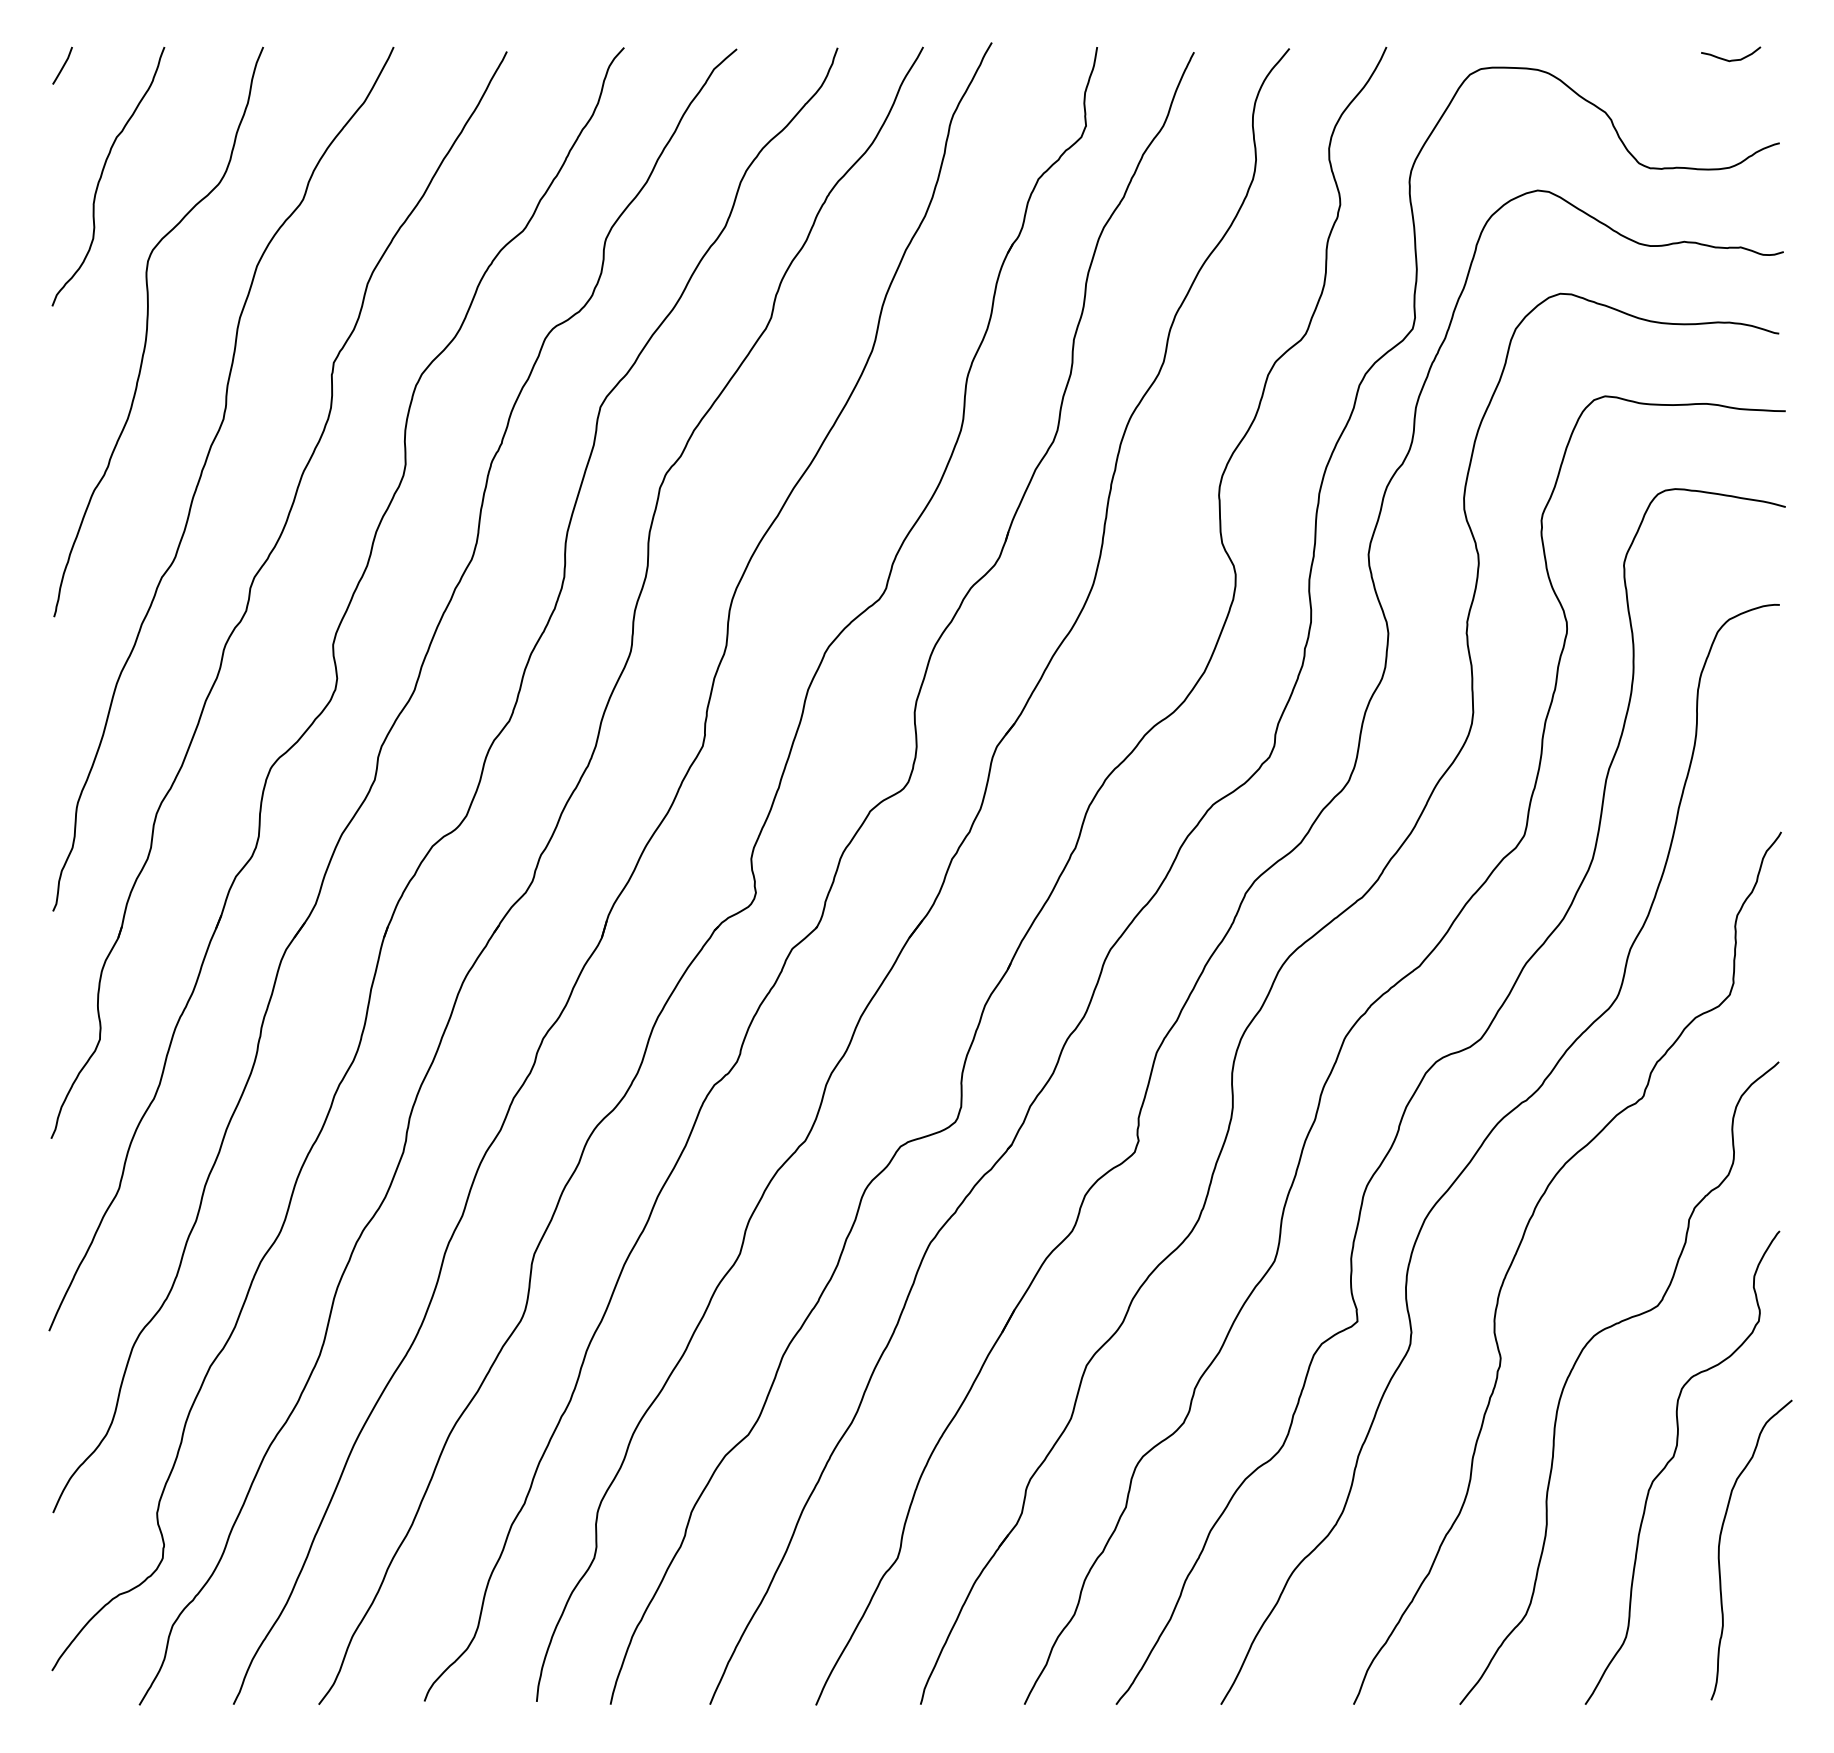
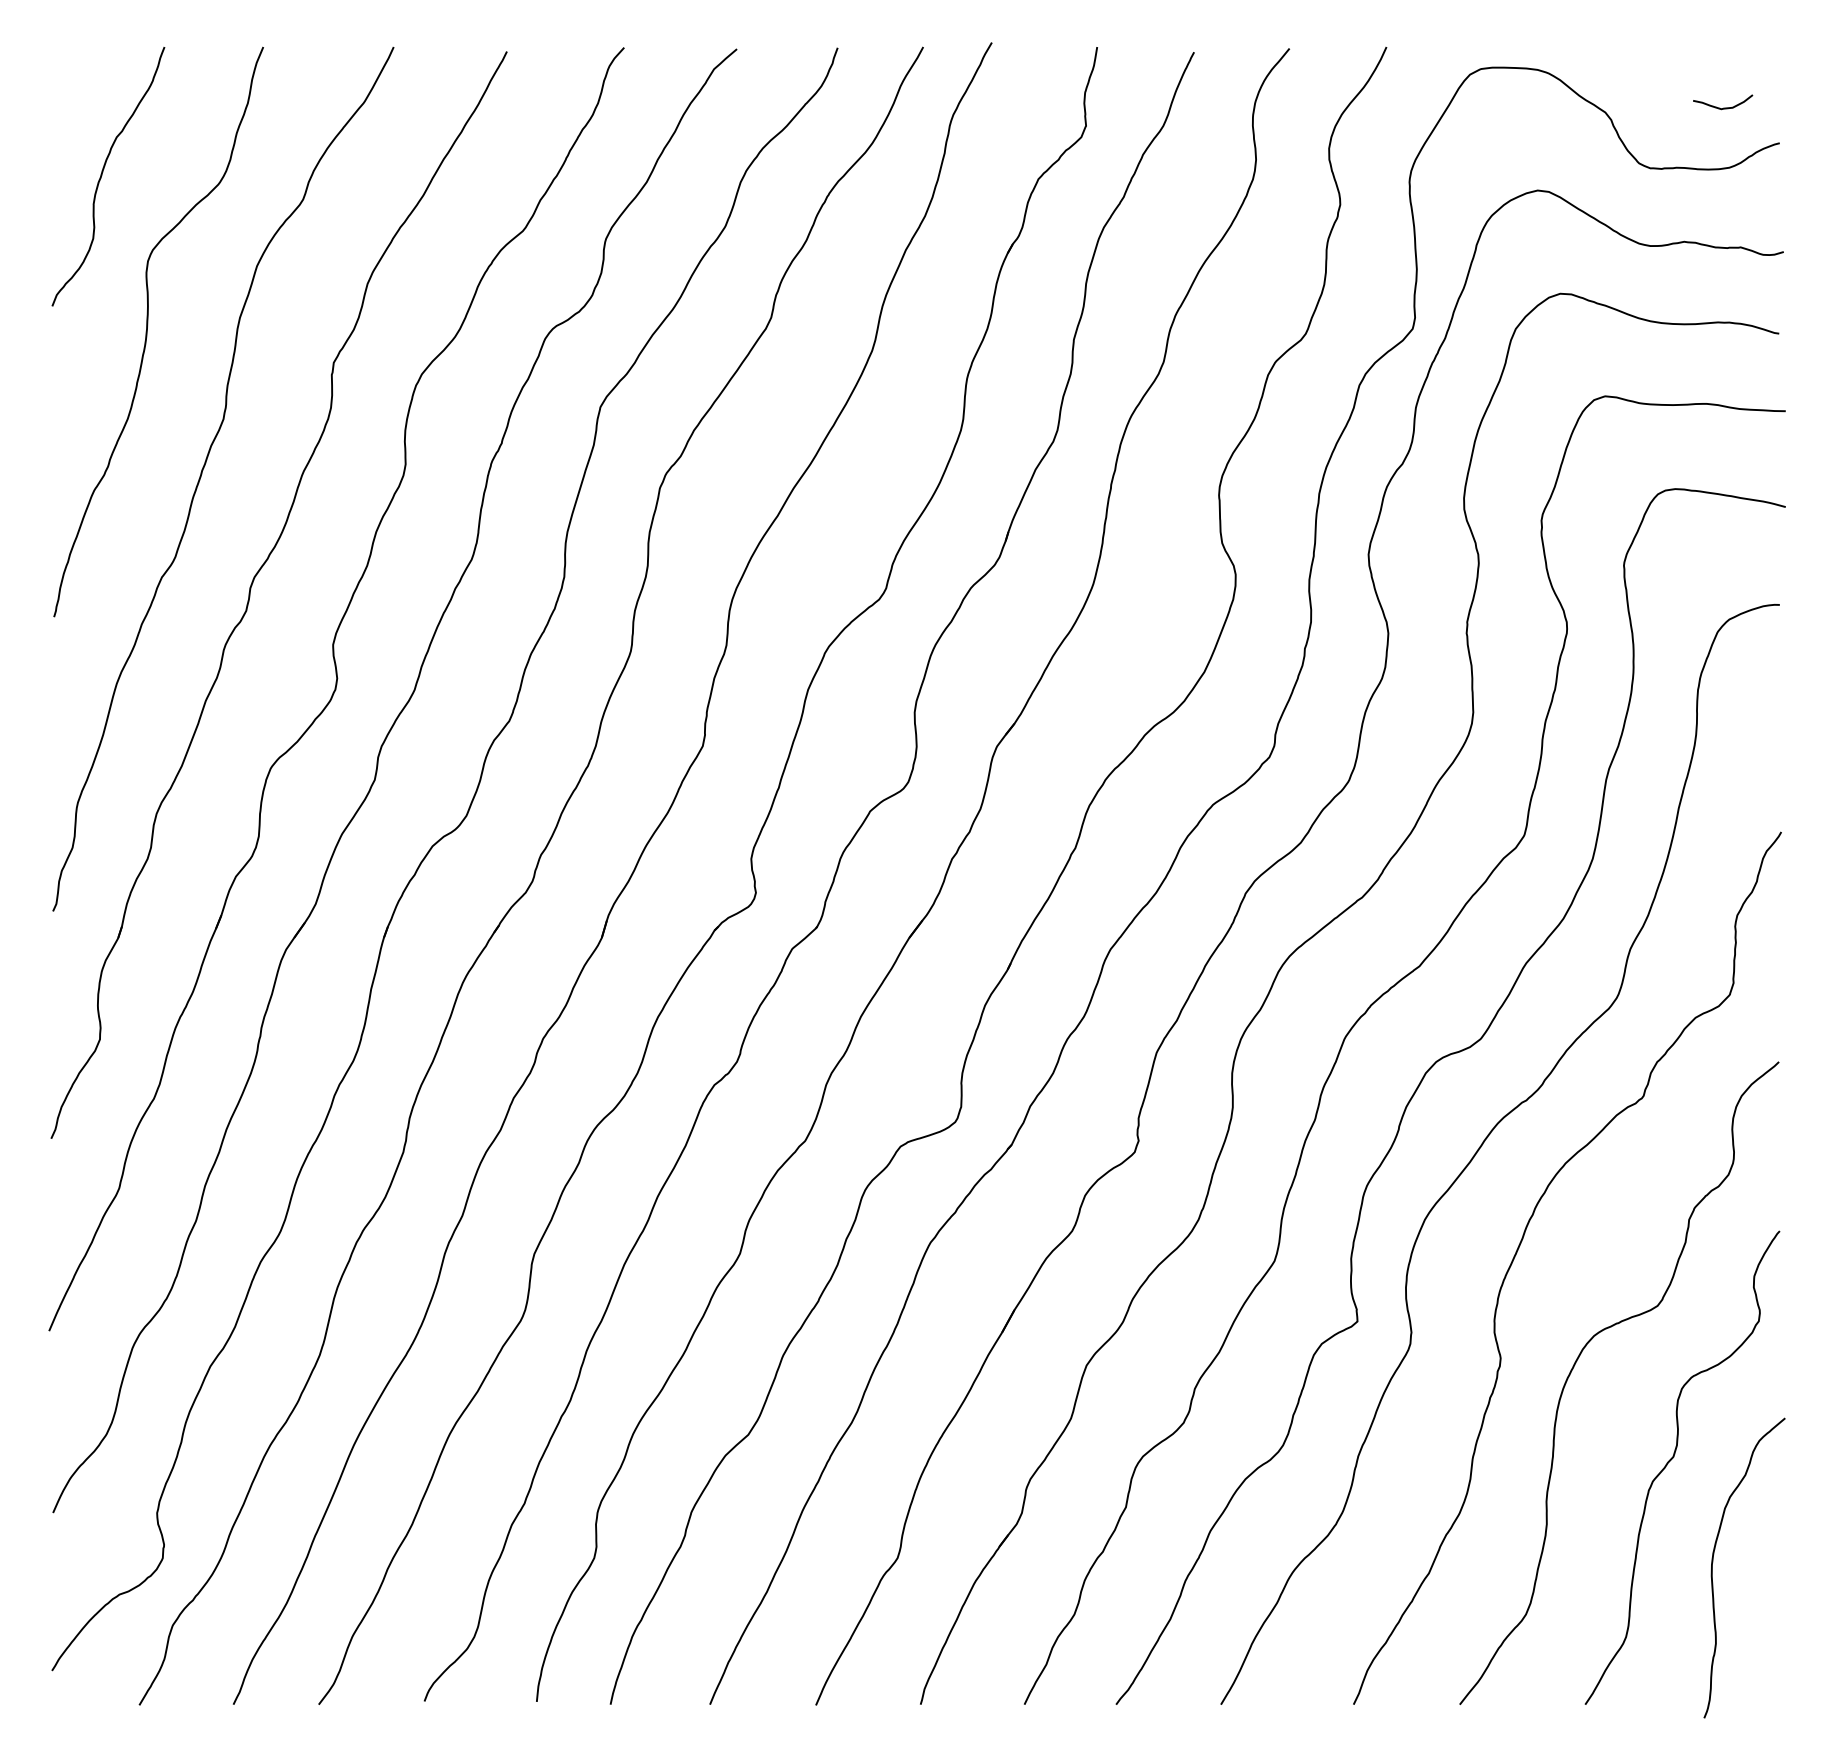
curve position: (1731, 59) -> (1723, 107) (1723, 107)
line: present -> none (62, 65)
curve position: (1720, 1544) -> (1713, 1562) (1713, 1562)
